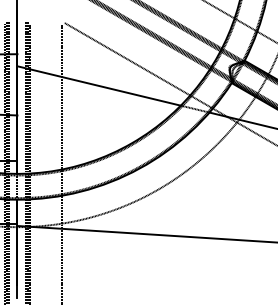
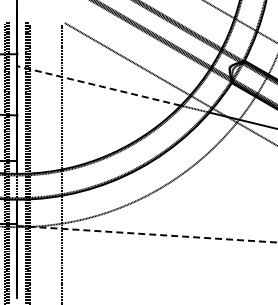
line: solid -> dashed (99, 85)
line: solid -> dashed (148, 234)
